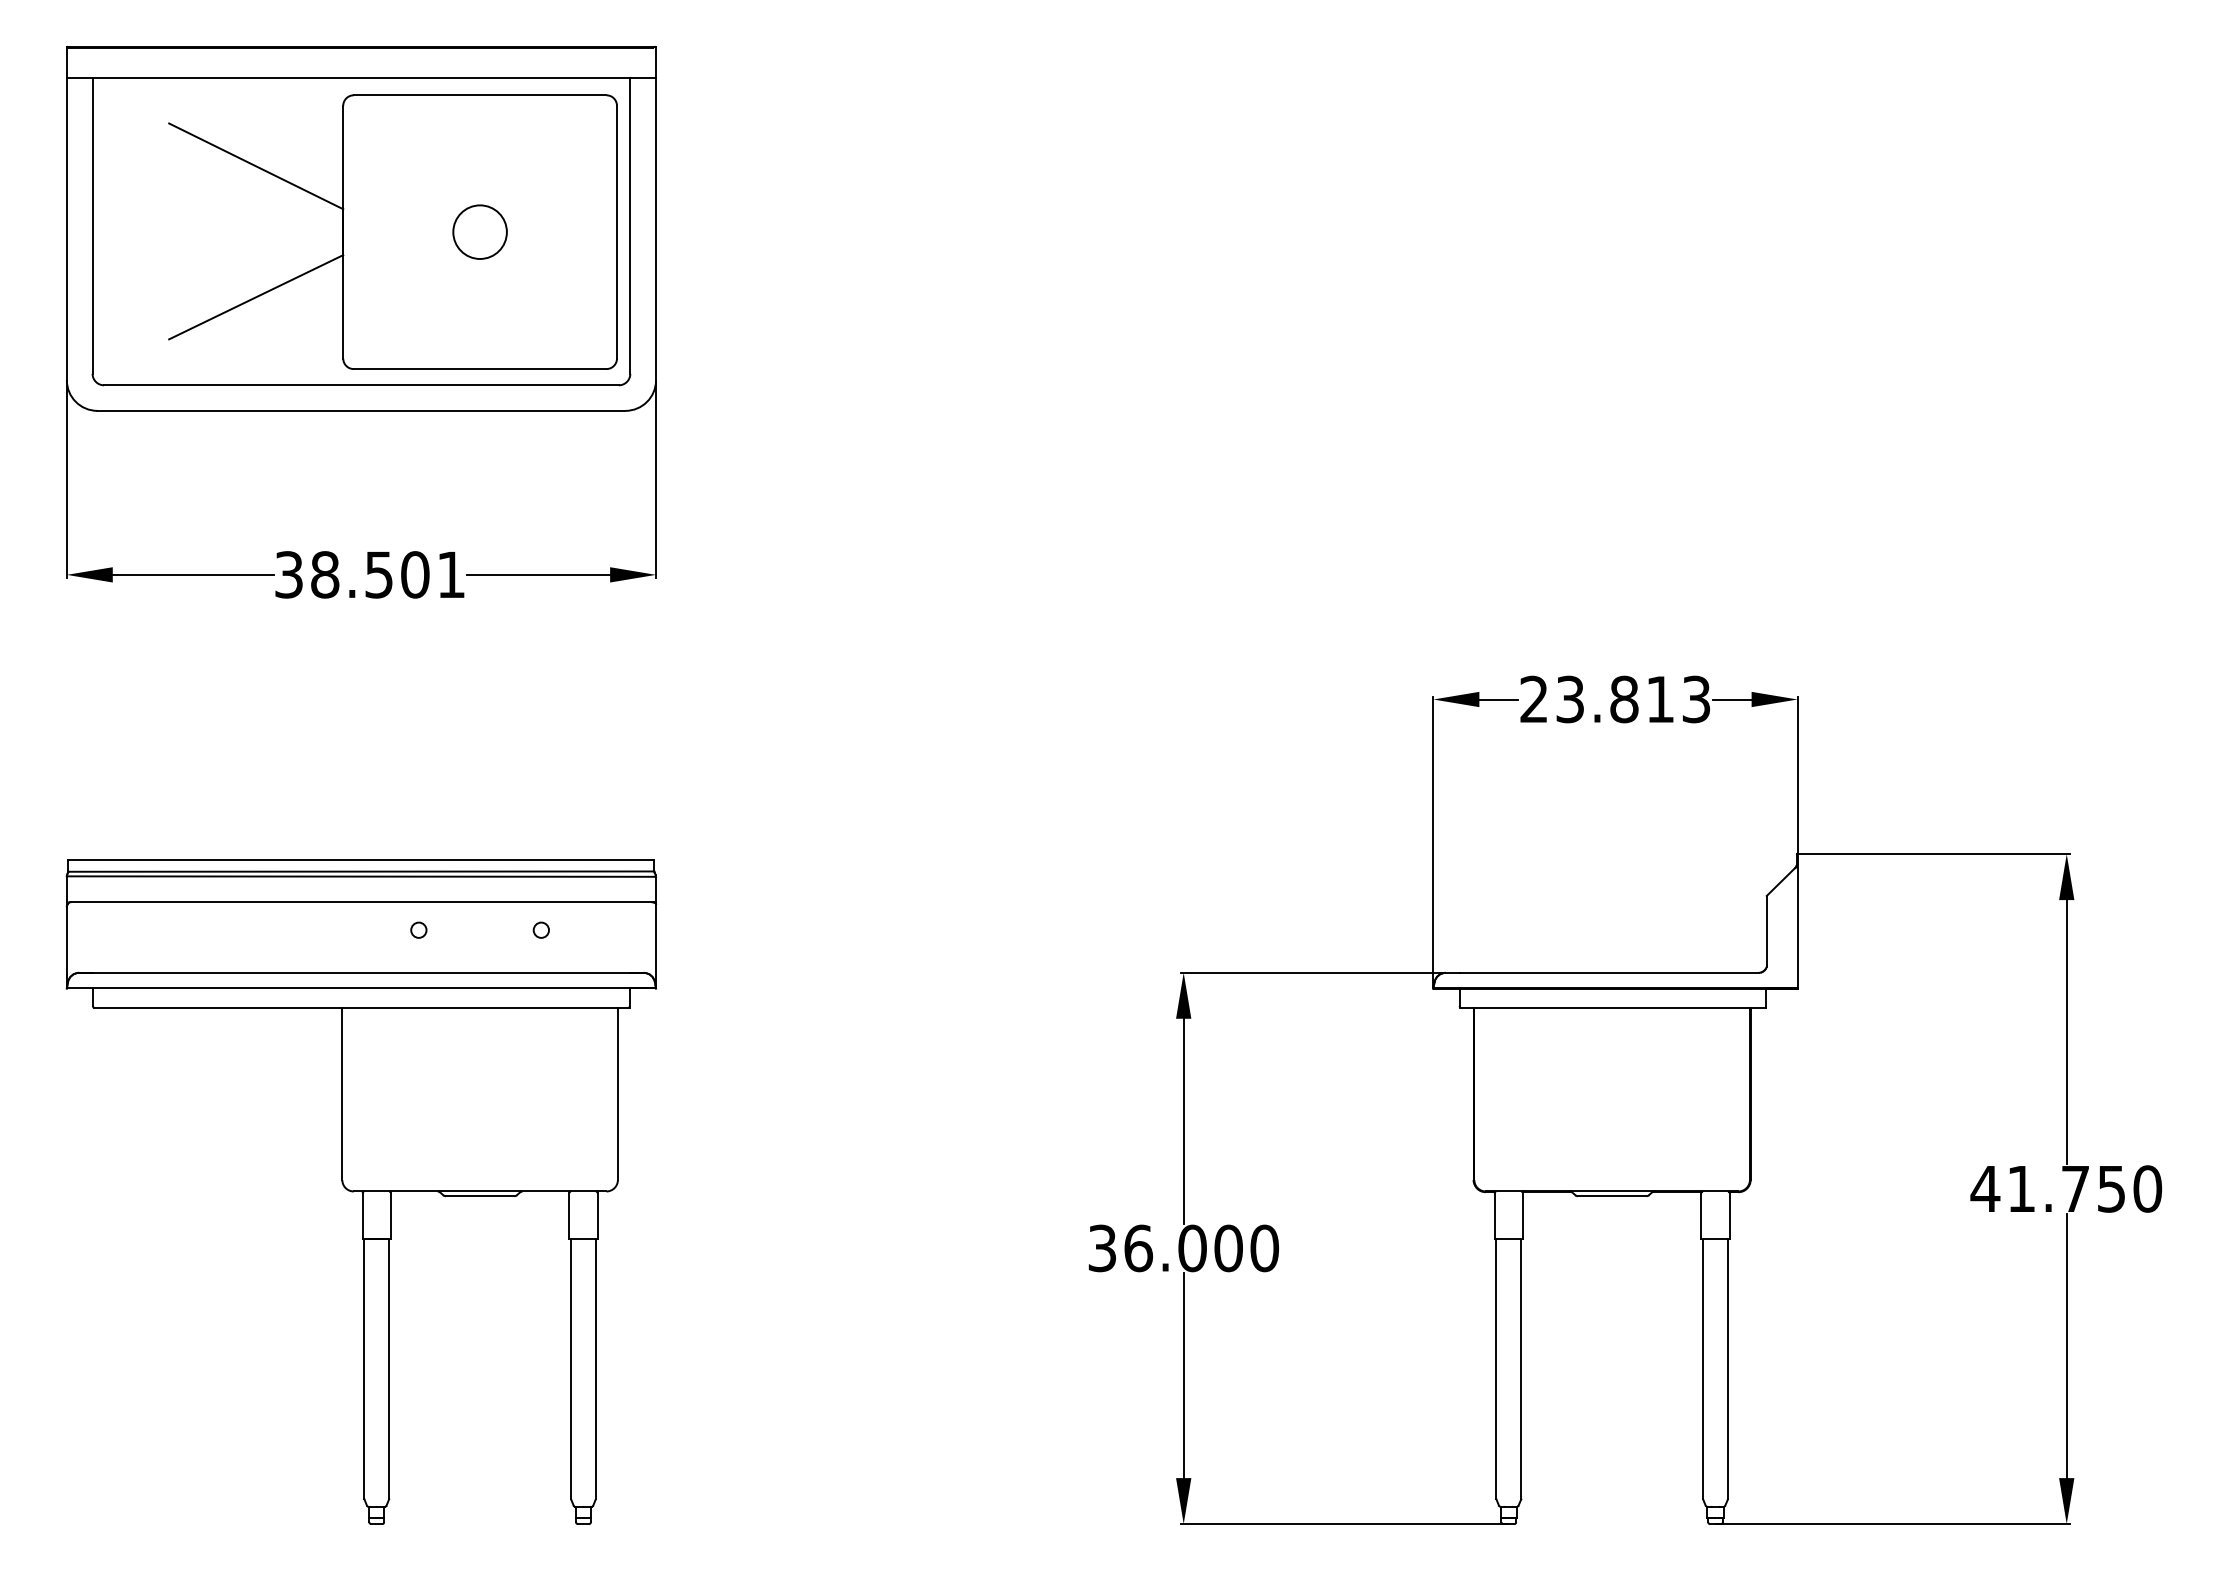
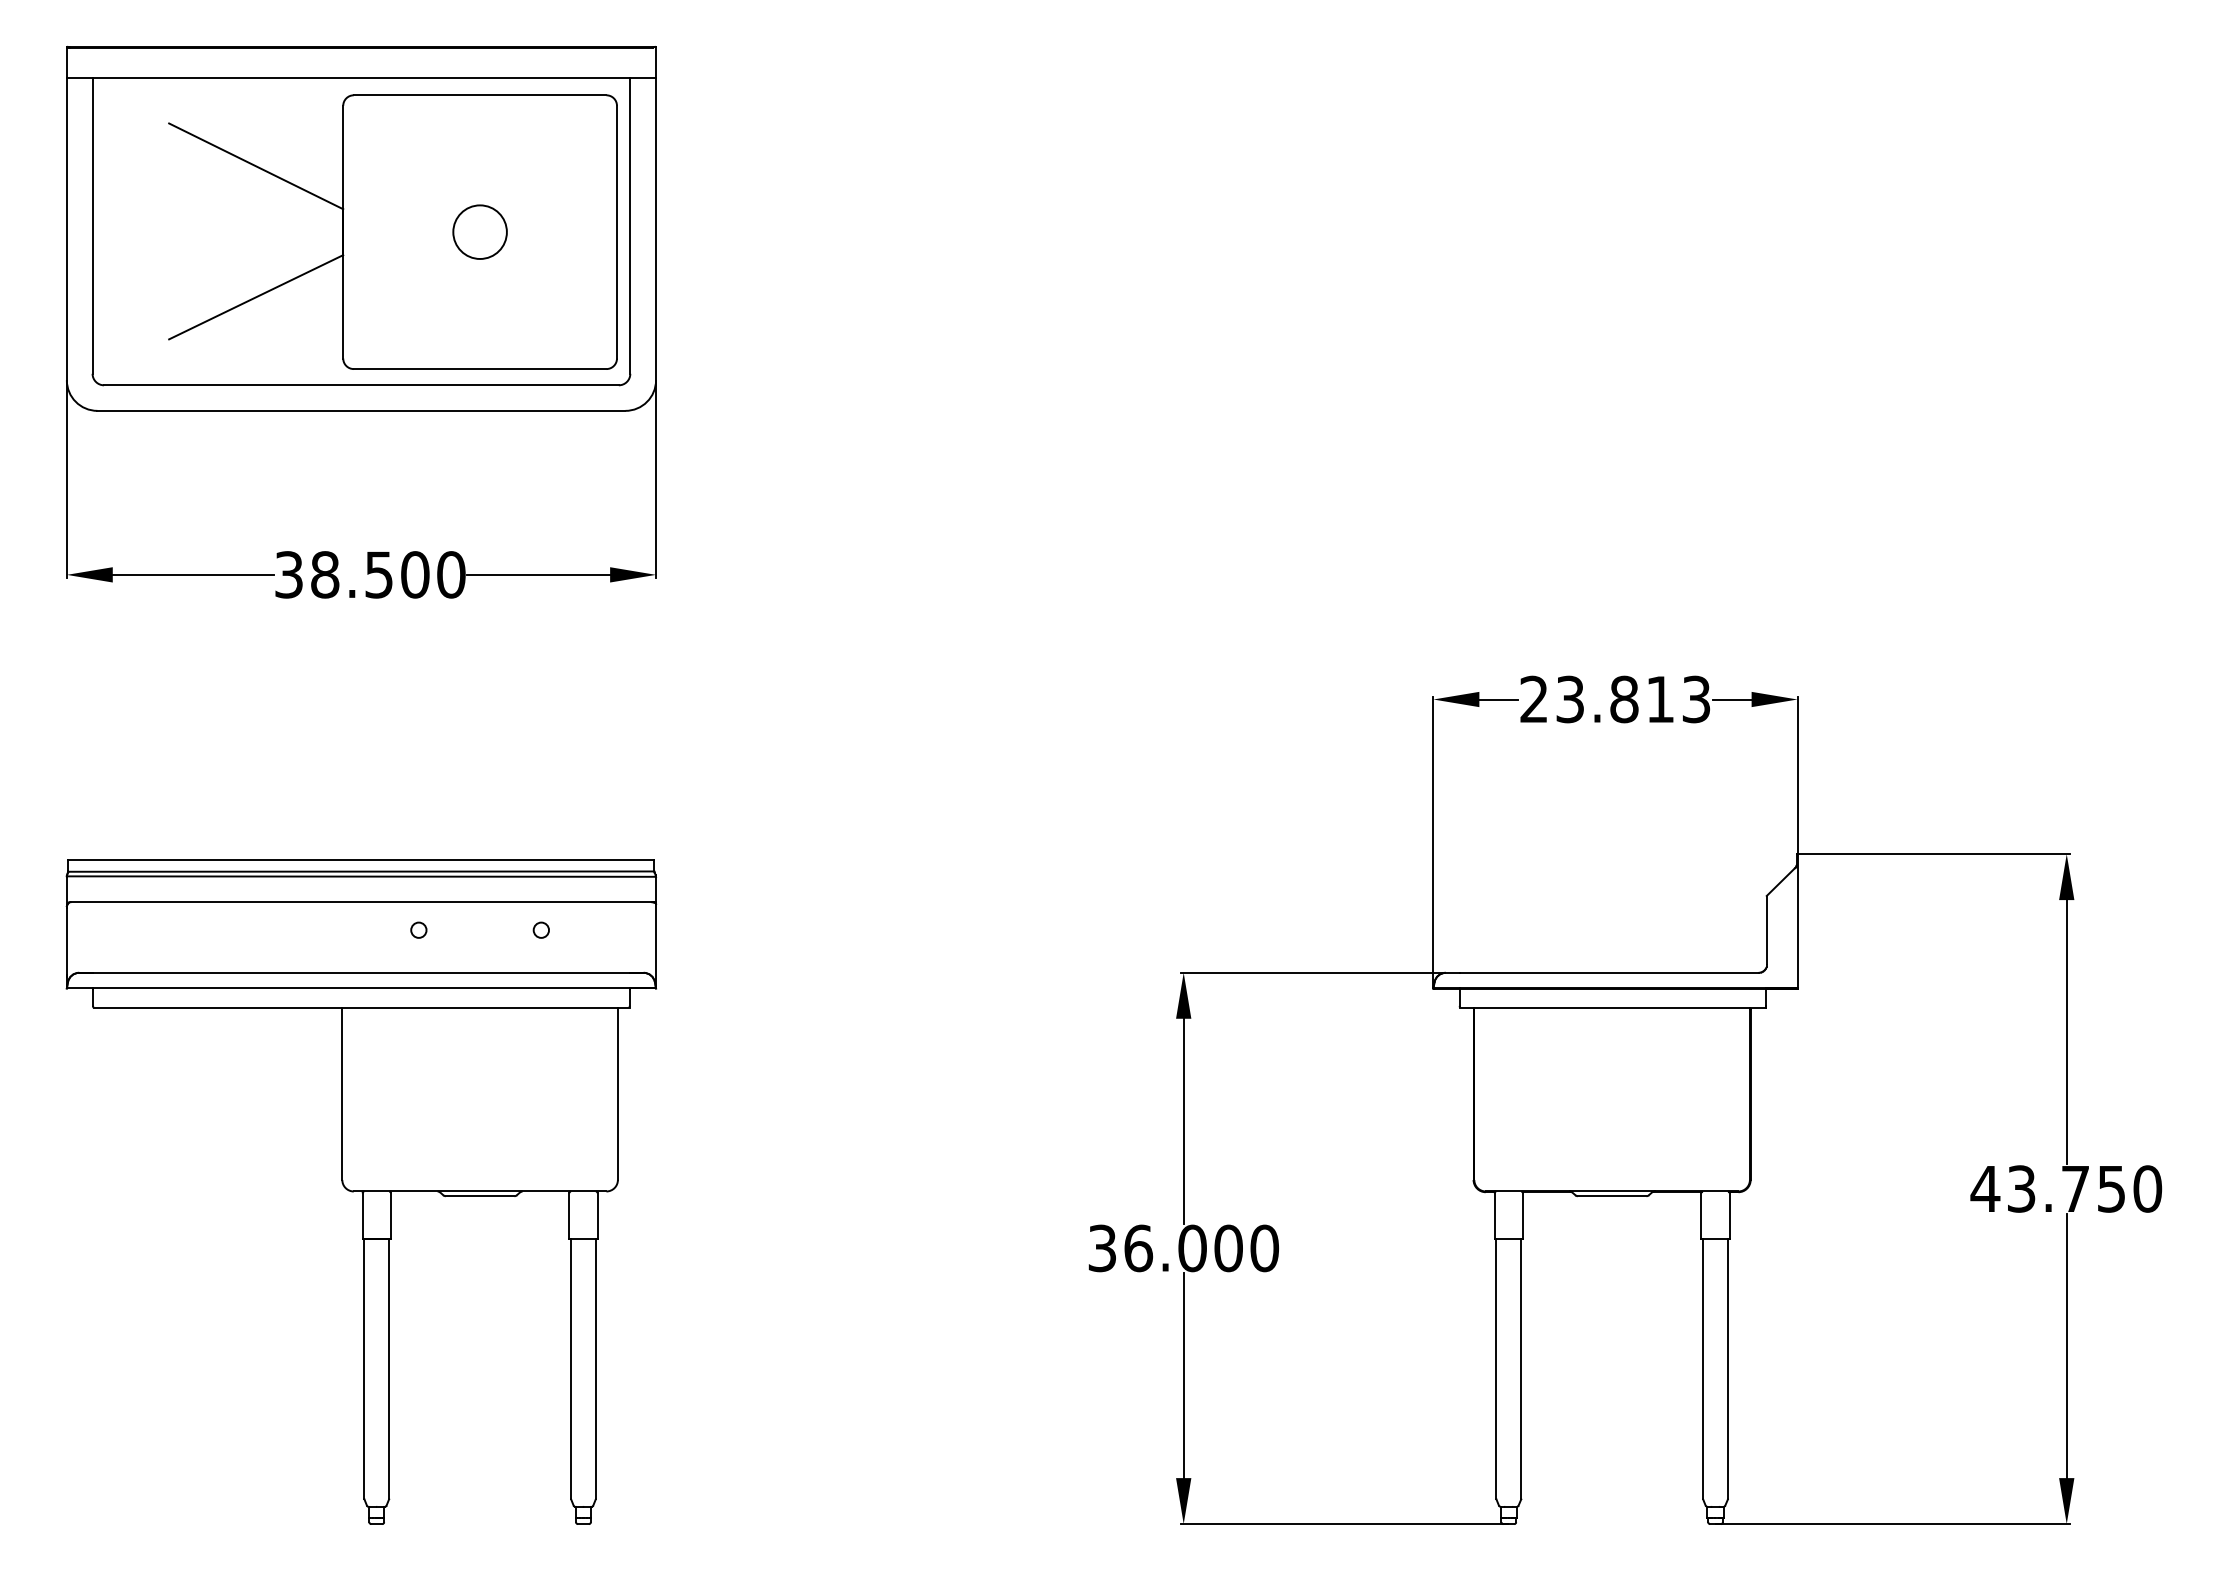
text: 38.501 -> 38.500 (451, 574)
text: 41.750 -> 43.750 (2021, 1188)
